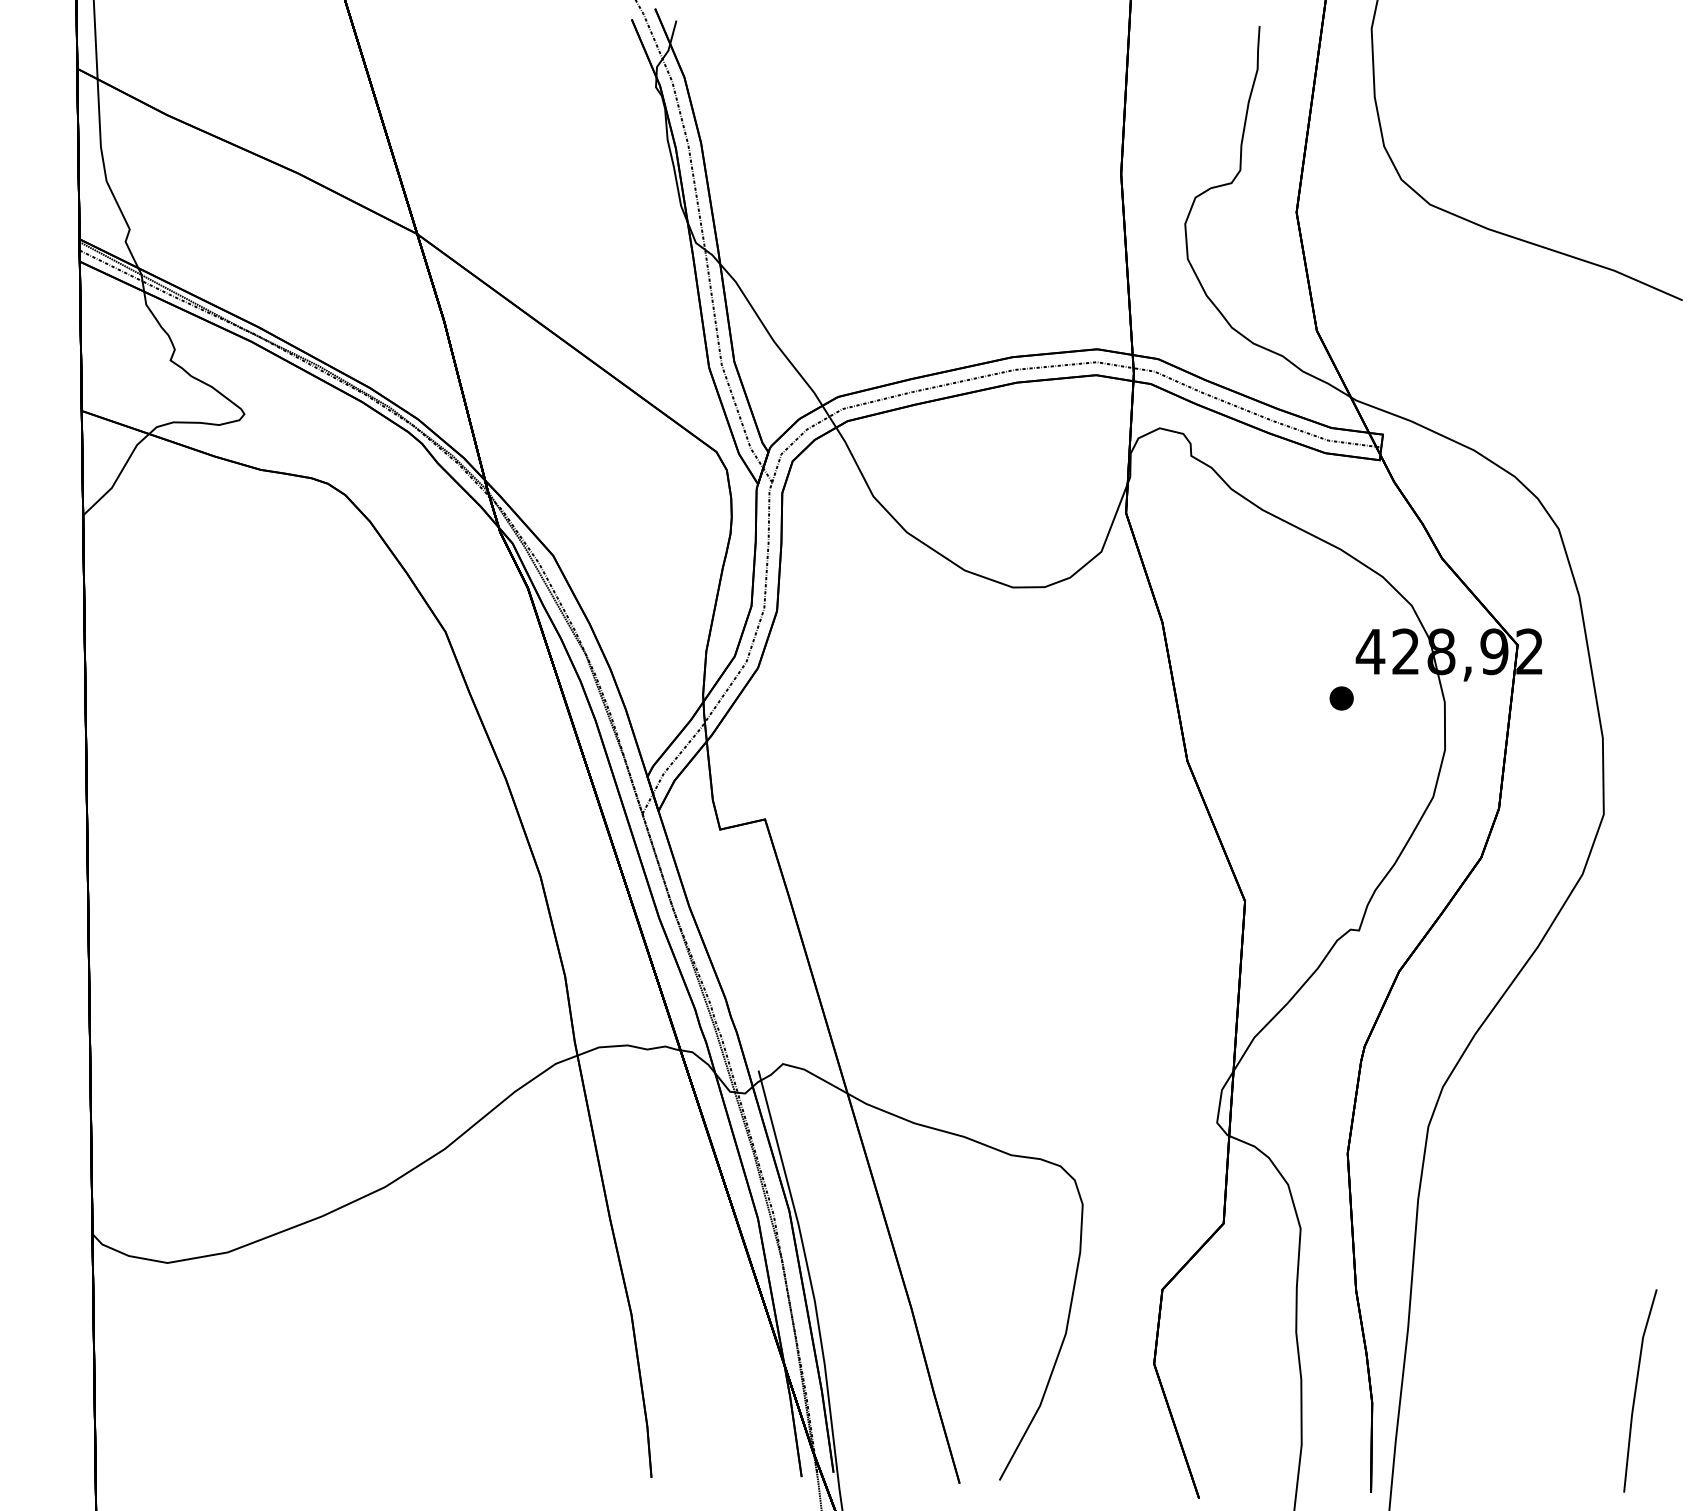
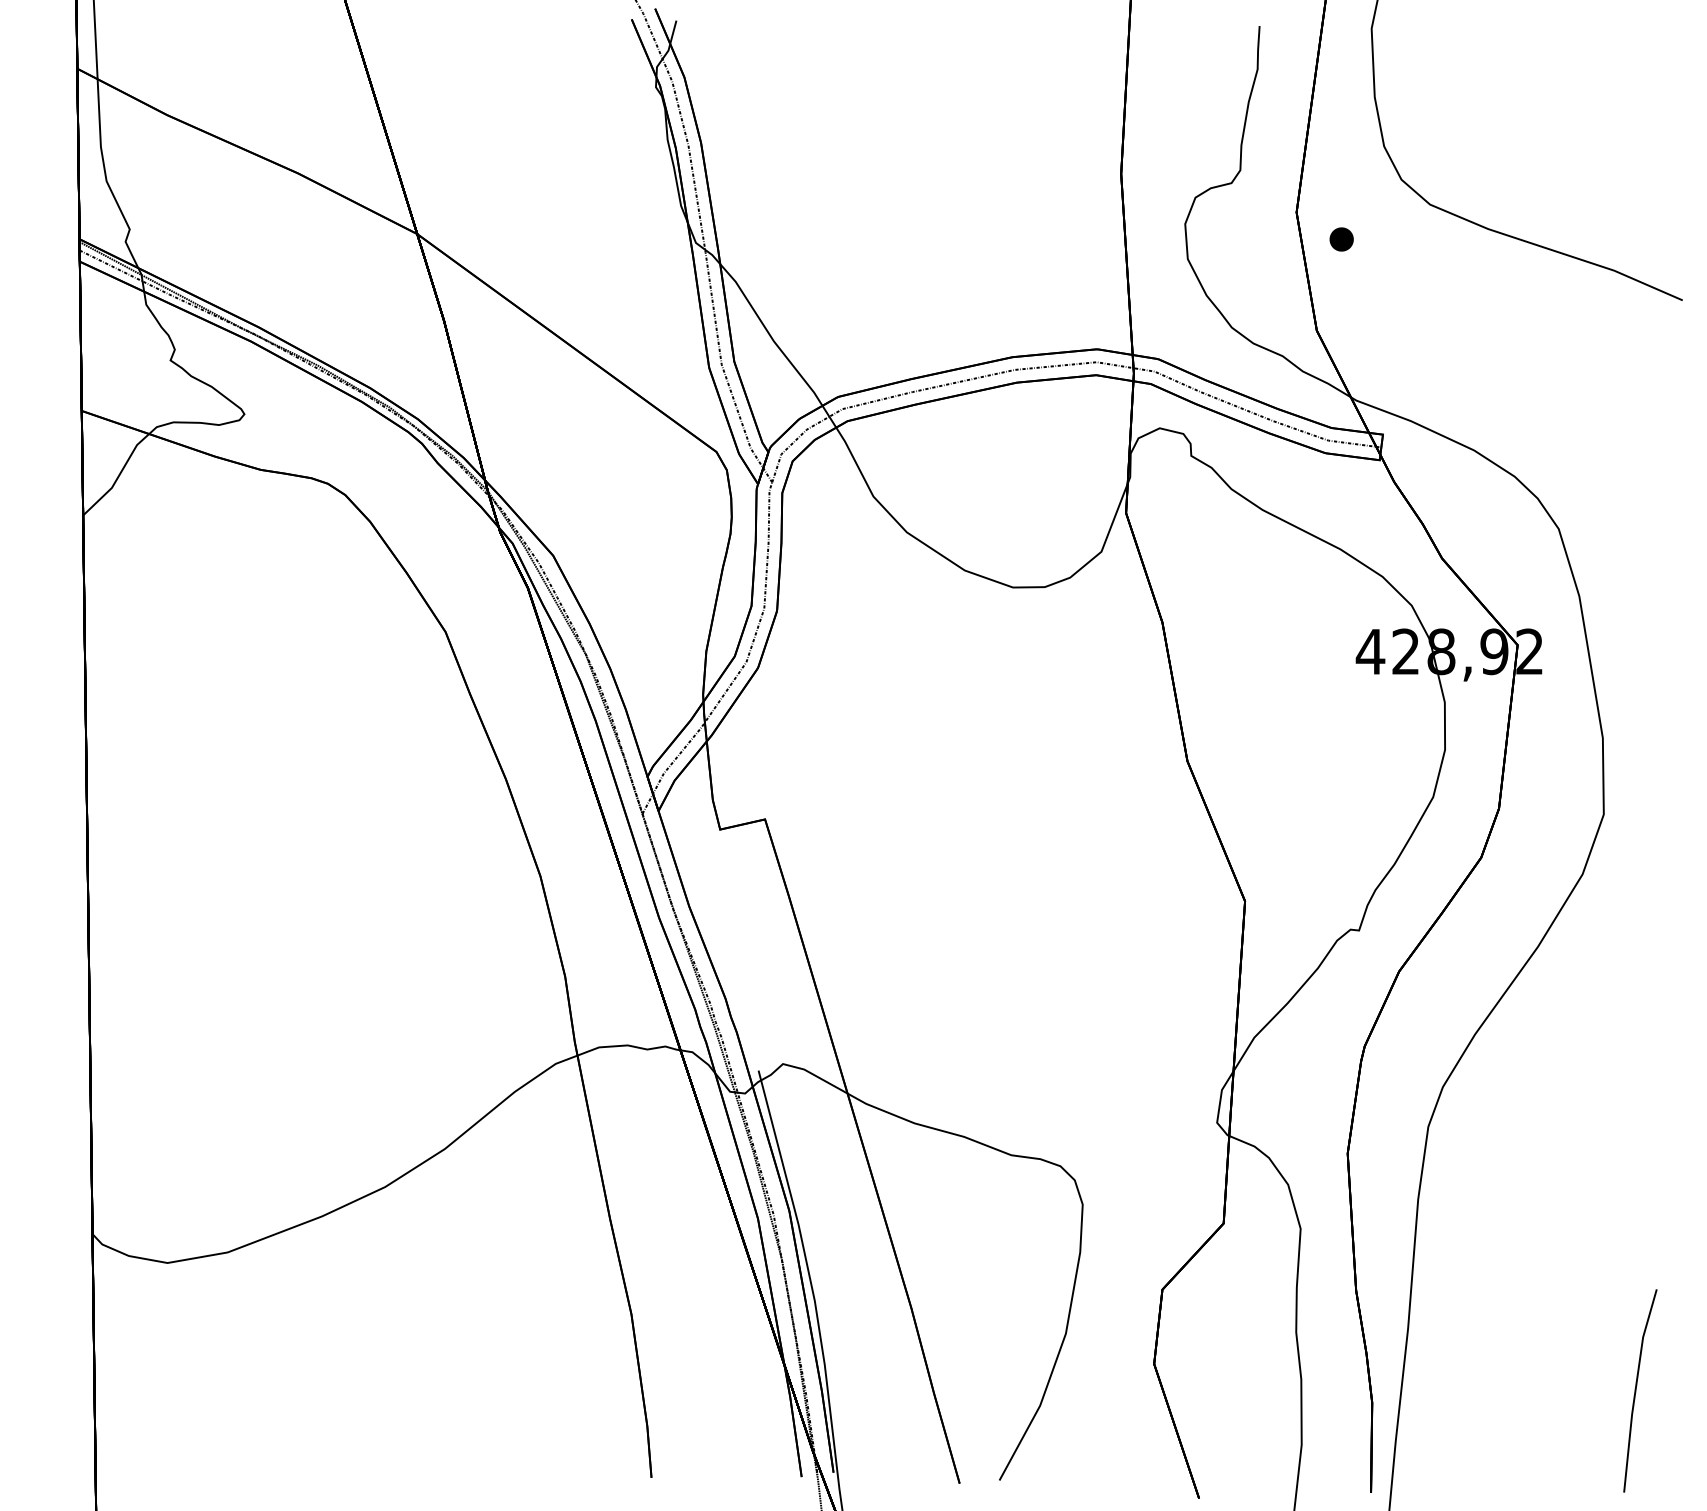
part position: (1341, 698) -> (1341, 239) (1341, 239)
